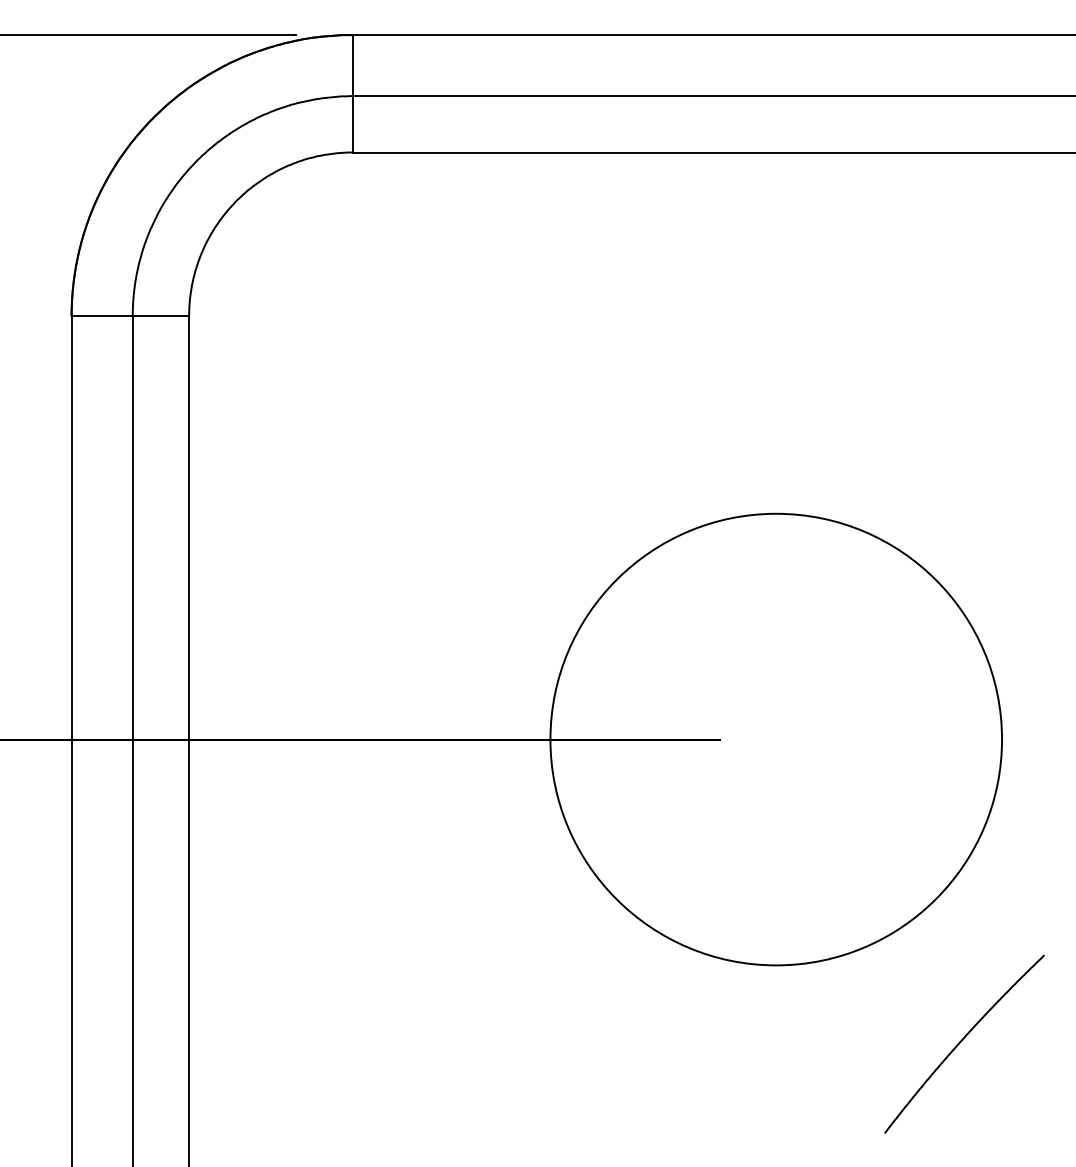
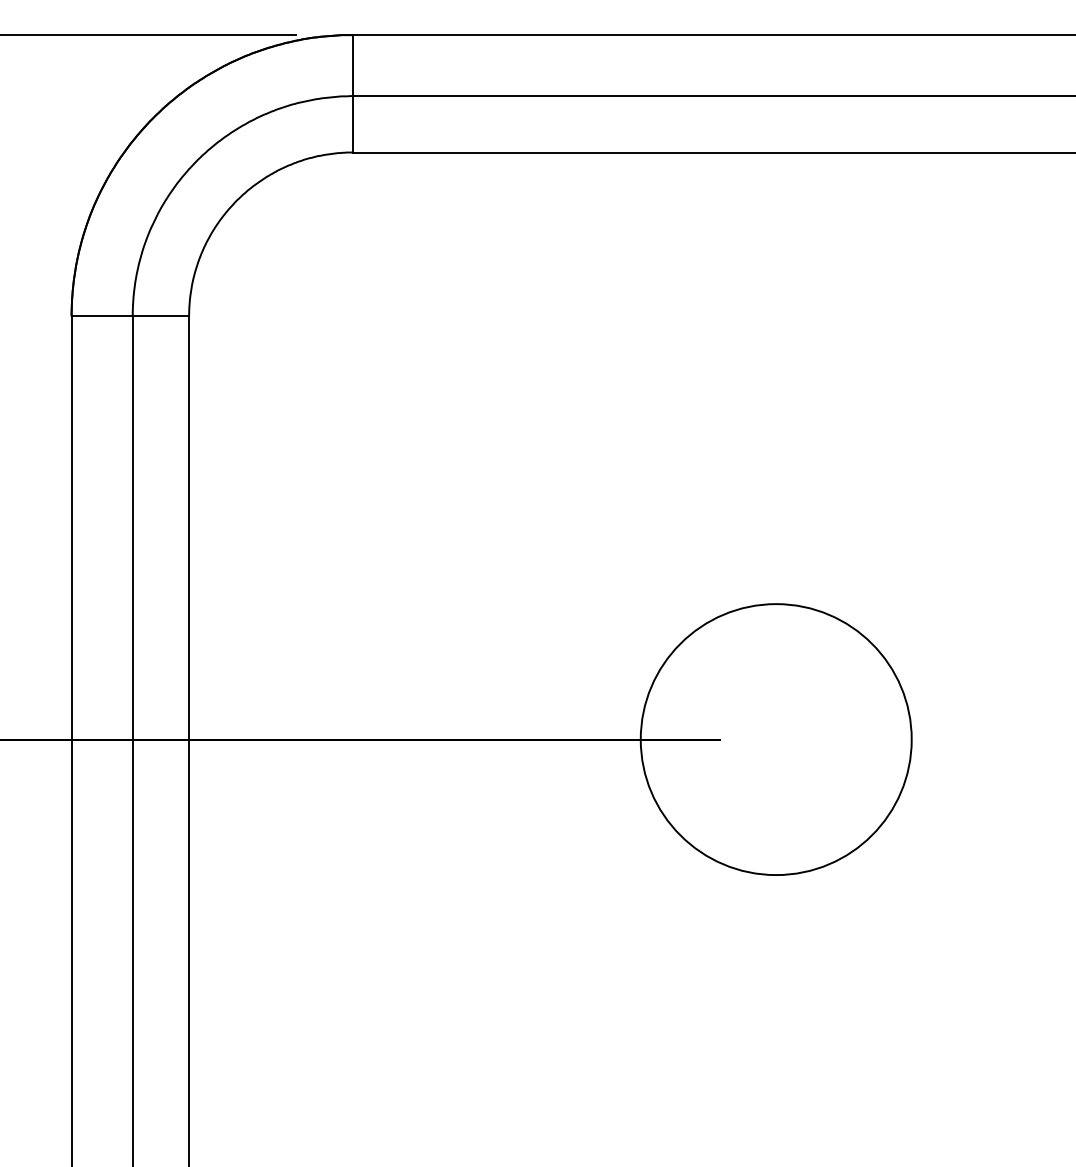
circle diameter: 452 px -> 271 px (775, 739)
curve: present -> none (962, 1041)
